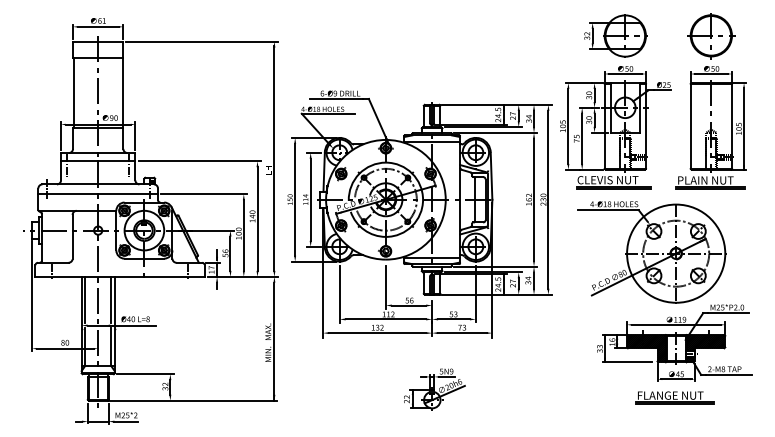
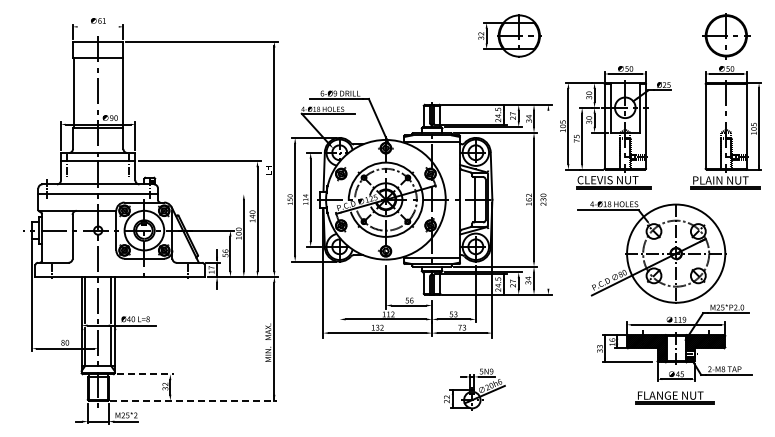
line: present -> none (97, 26)
part position: (615, 35) -> (509, 35) (509, 35)
part position: (710, 101) -> (725, 101) (725, 101)
line: present -> none (204, 194)
line: present -> none (548, 199)
line: present -> none (339, 294)
line: solid -> dashed (145, 374)
part position: (434, 389) -> (474, 389) (474, 389)
line: solid -> dashed (194, 400)
